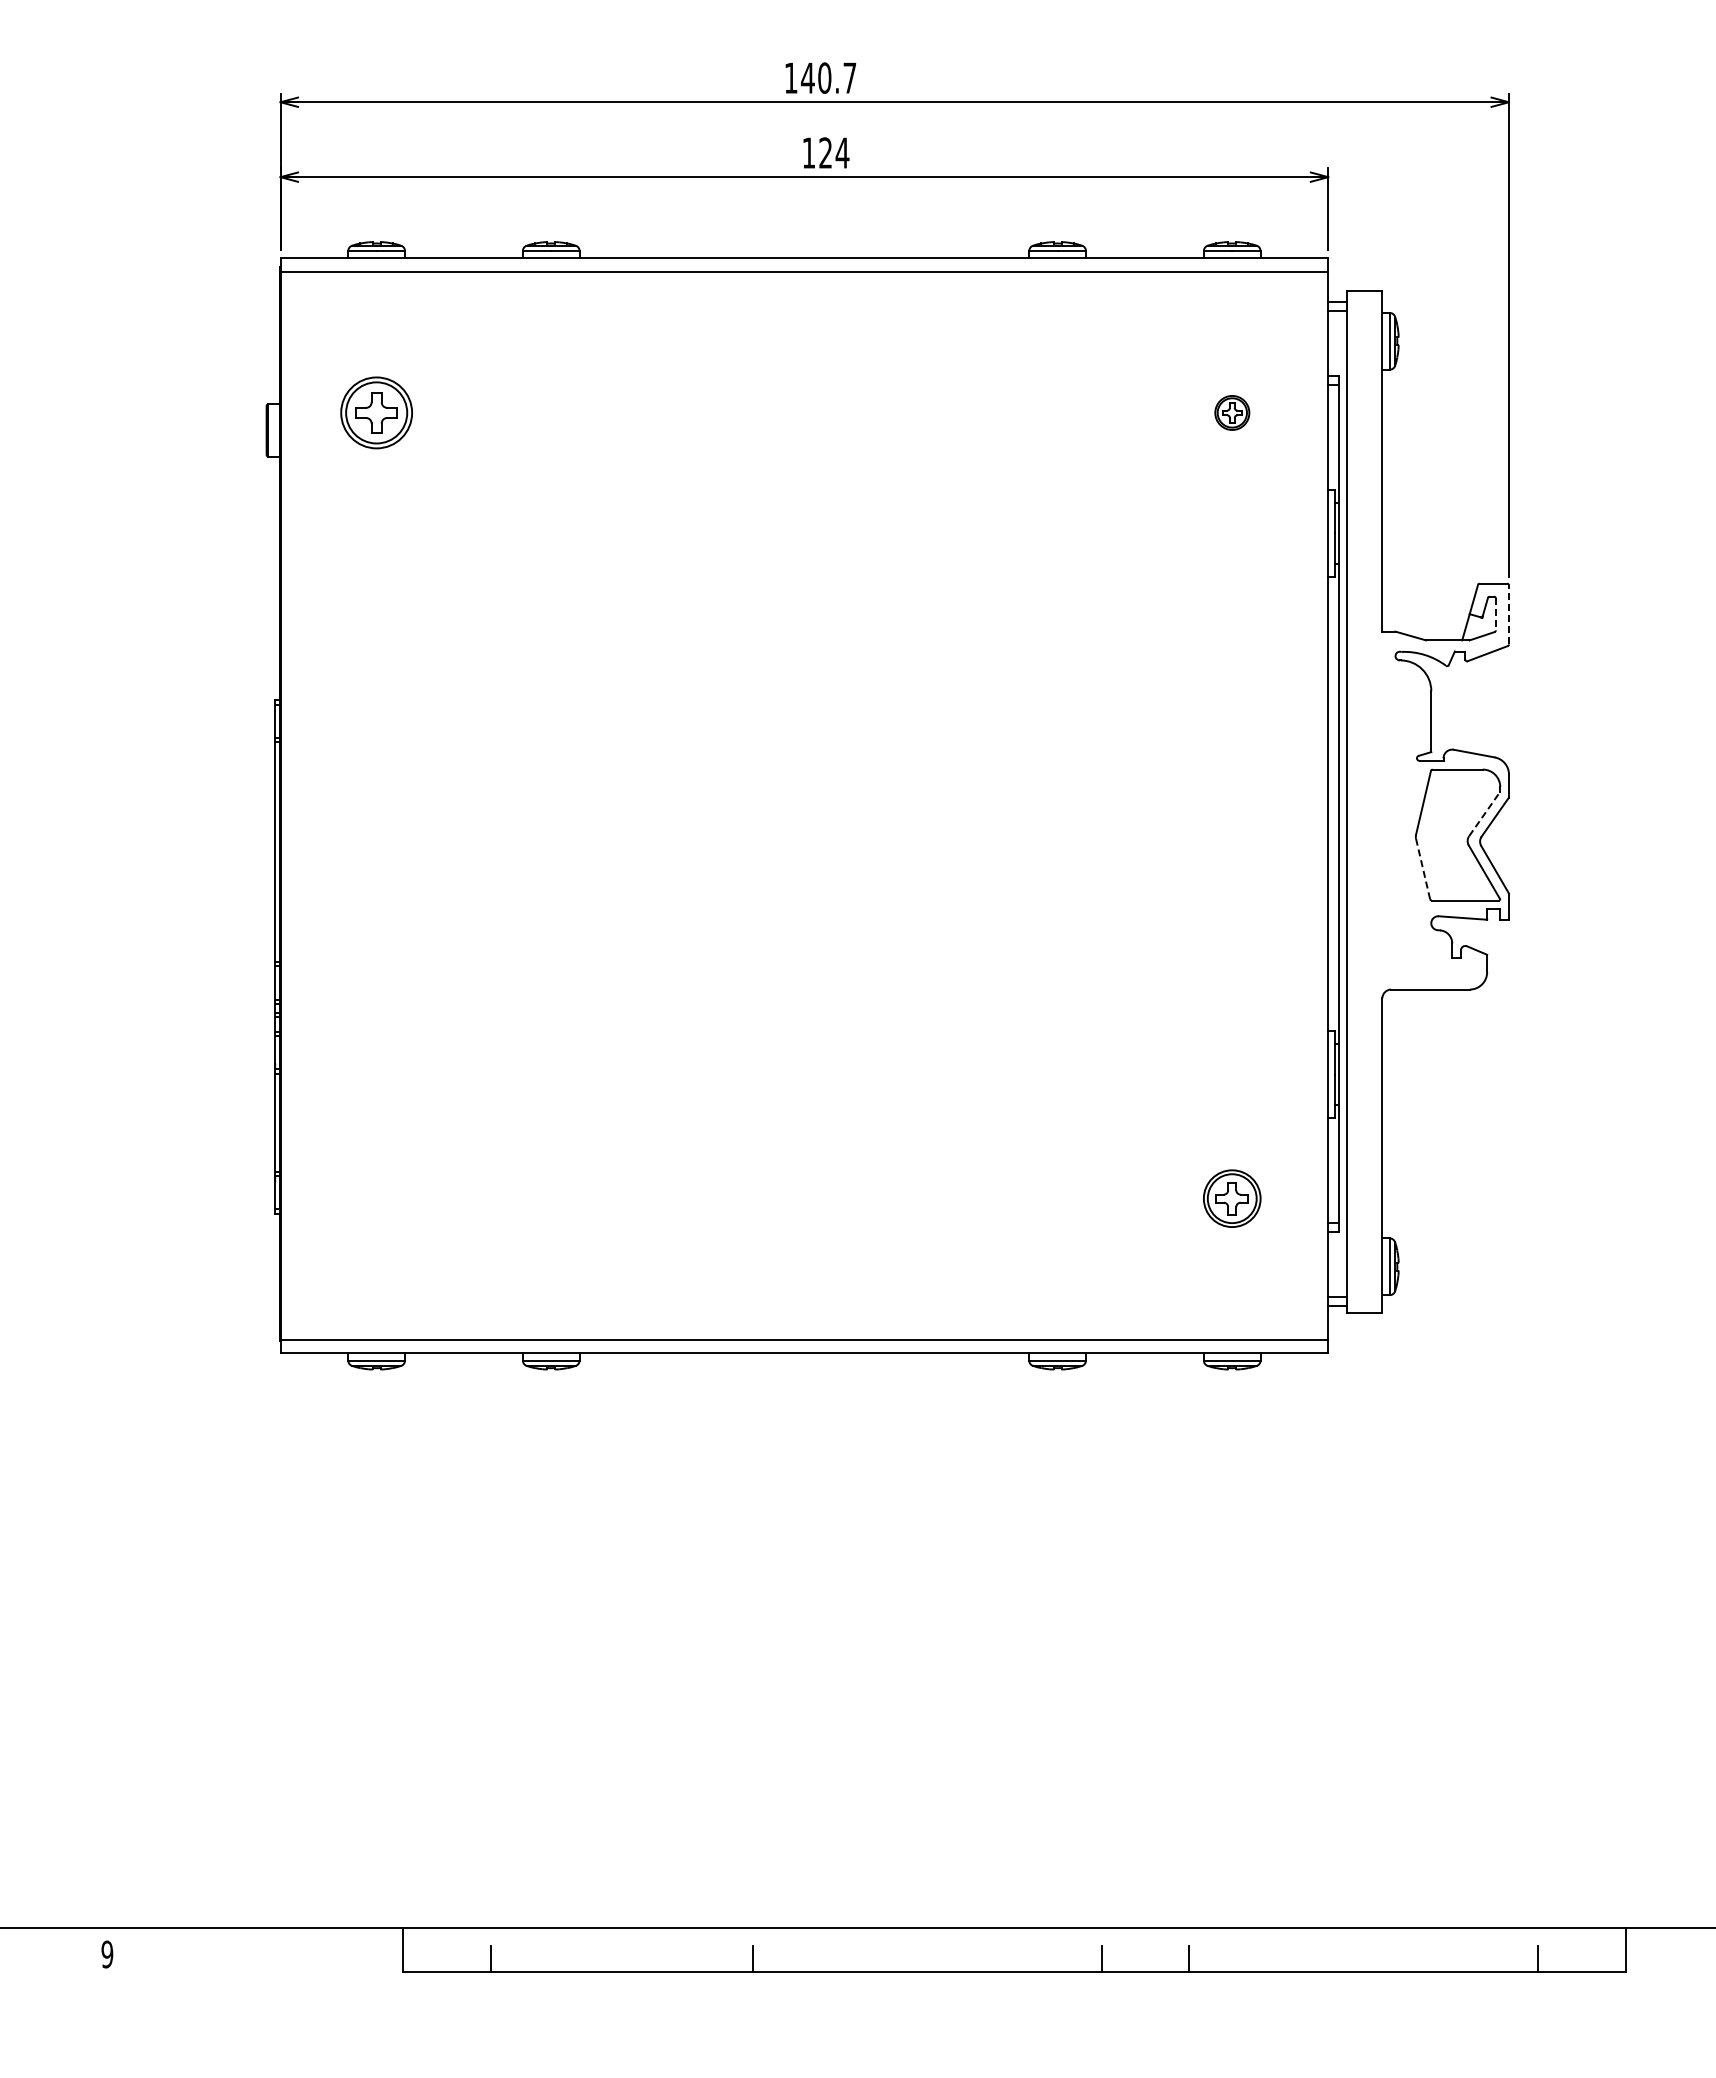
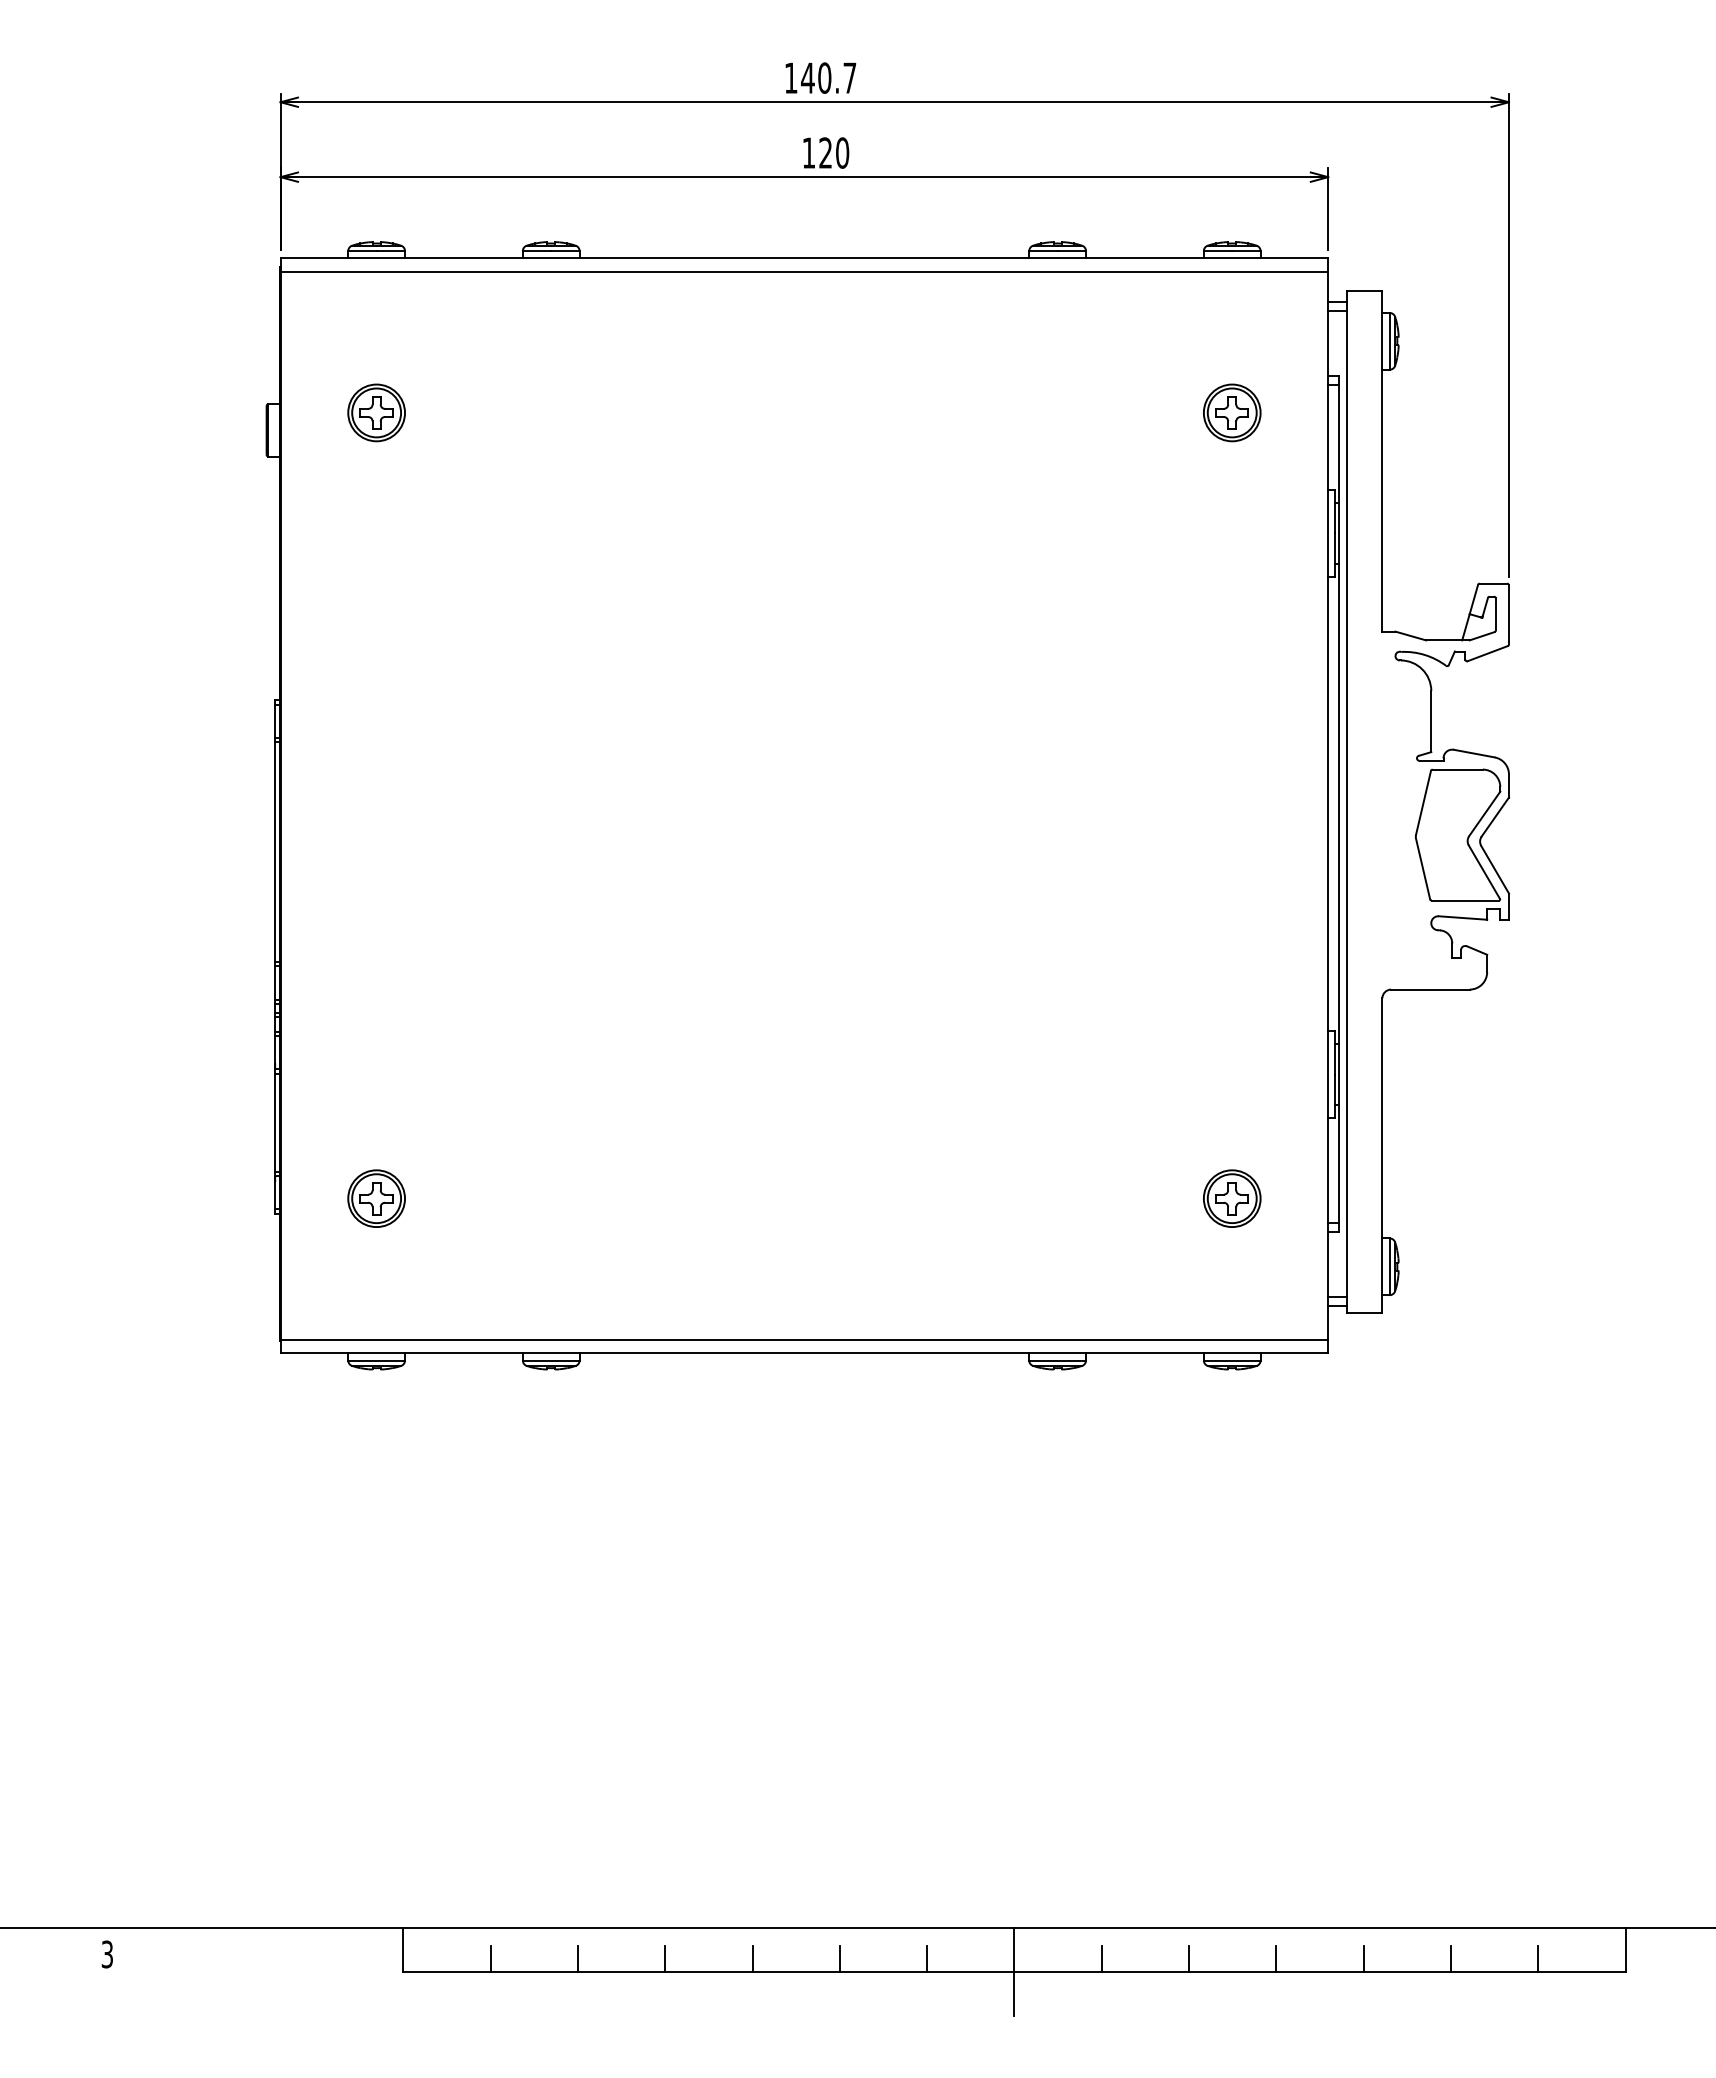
text: 124 -> 120 (842, 152)
part size: 73x74 px -> 59x60 px (376, 412)
part size: 37x36 px -> 59x60 px (1232, 412)
line: dashed -> solid (1495, 614)
line: dashed -> solid (1509, 614)
line: dashed -> solid (1485, 813)
line: dashed -> solid (1423, 869)
part: none -> present (376, 1198)
text: 9 -> 3 (107, 1954)
line: none -> present (577, 1958)
line: none -> present (665, 1958)
line: none -> present (839, 1958)
line: none -> present (927, 1958)
line: none -> present (1276, 1958)
line: none -> present (1363, 1958)
line: none -> present (1451, 1958)
line: none -> present (1014, 1971)
